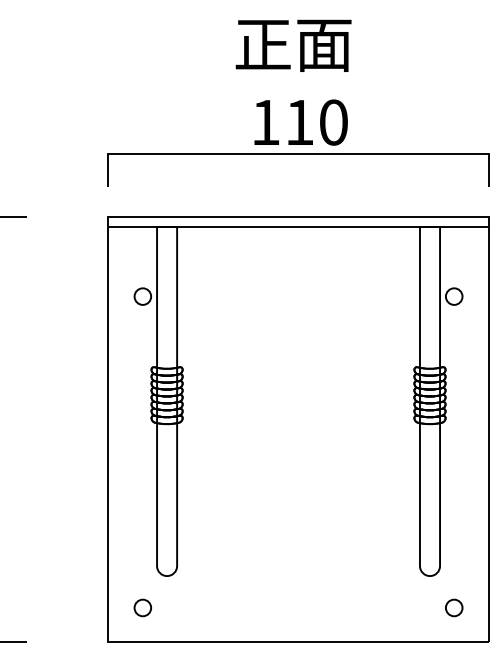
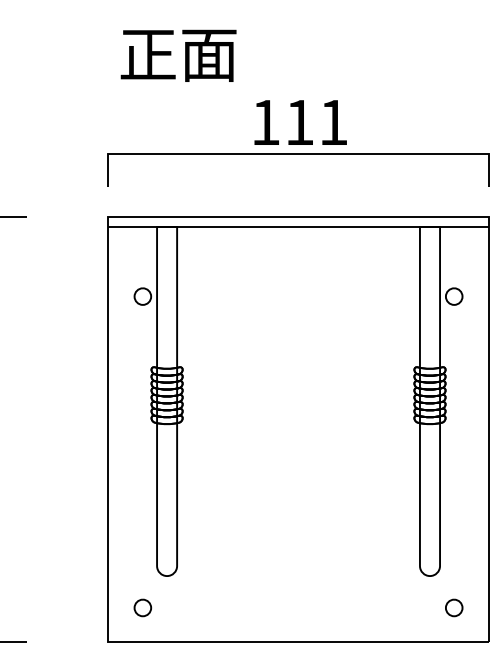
text position: (293, 45) -> (178, 55) (178, 55)
text: 110 -> 111 (333, 122)
